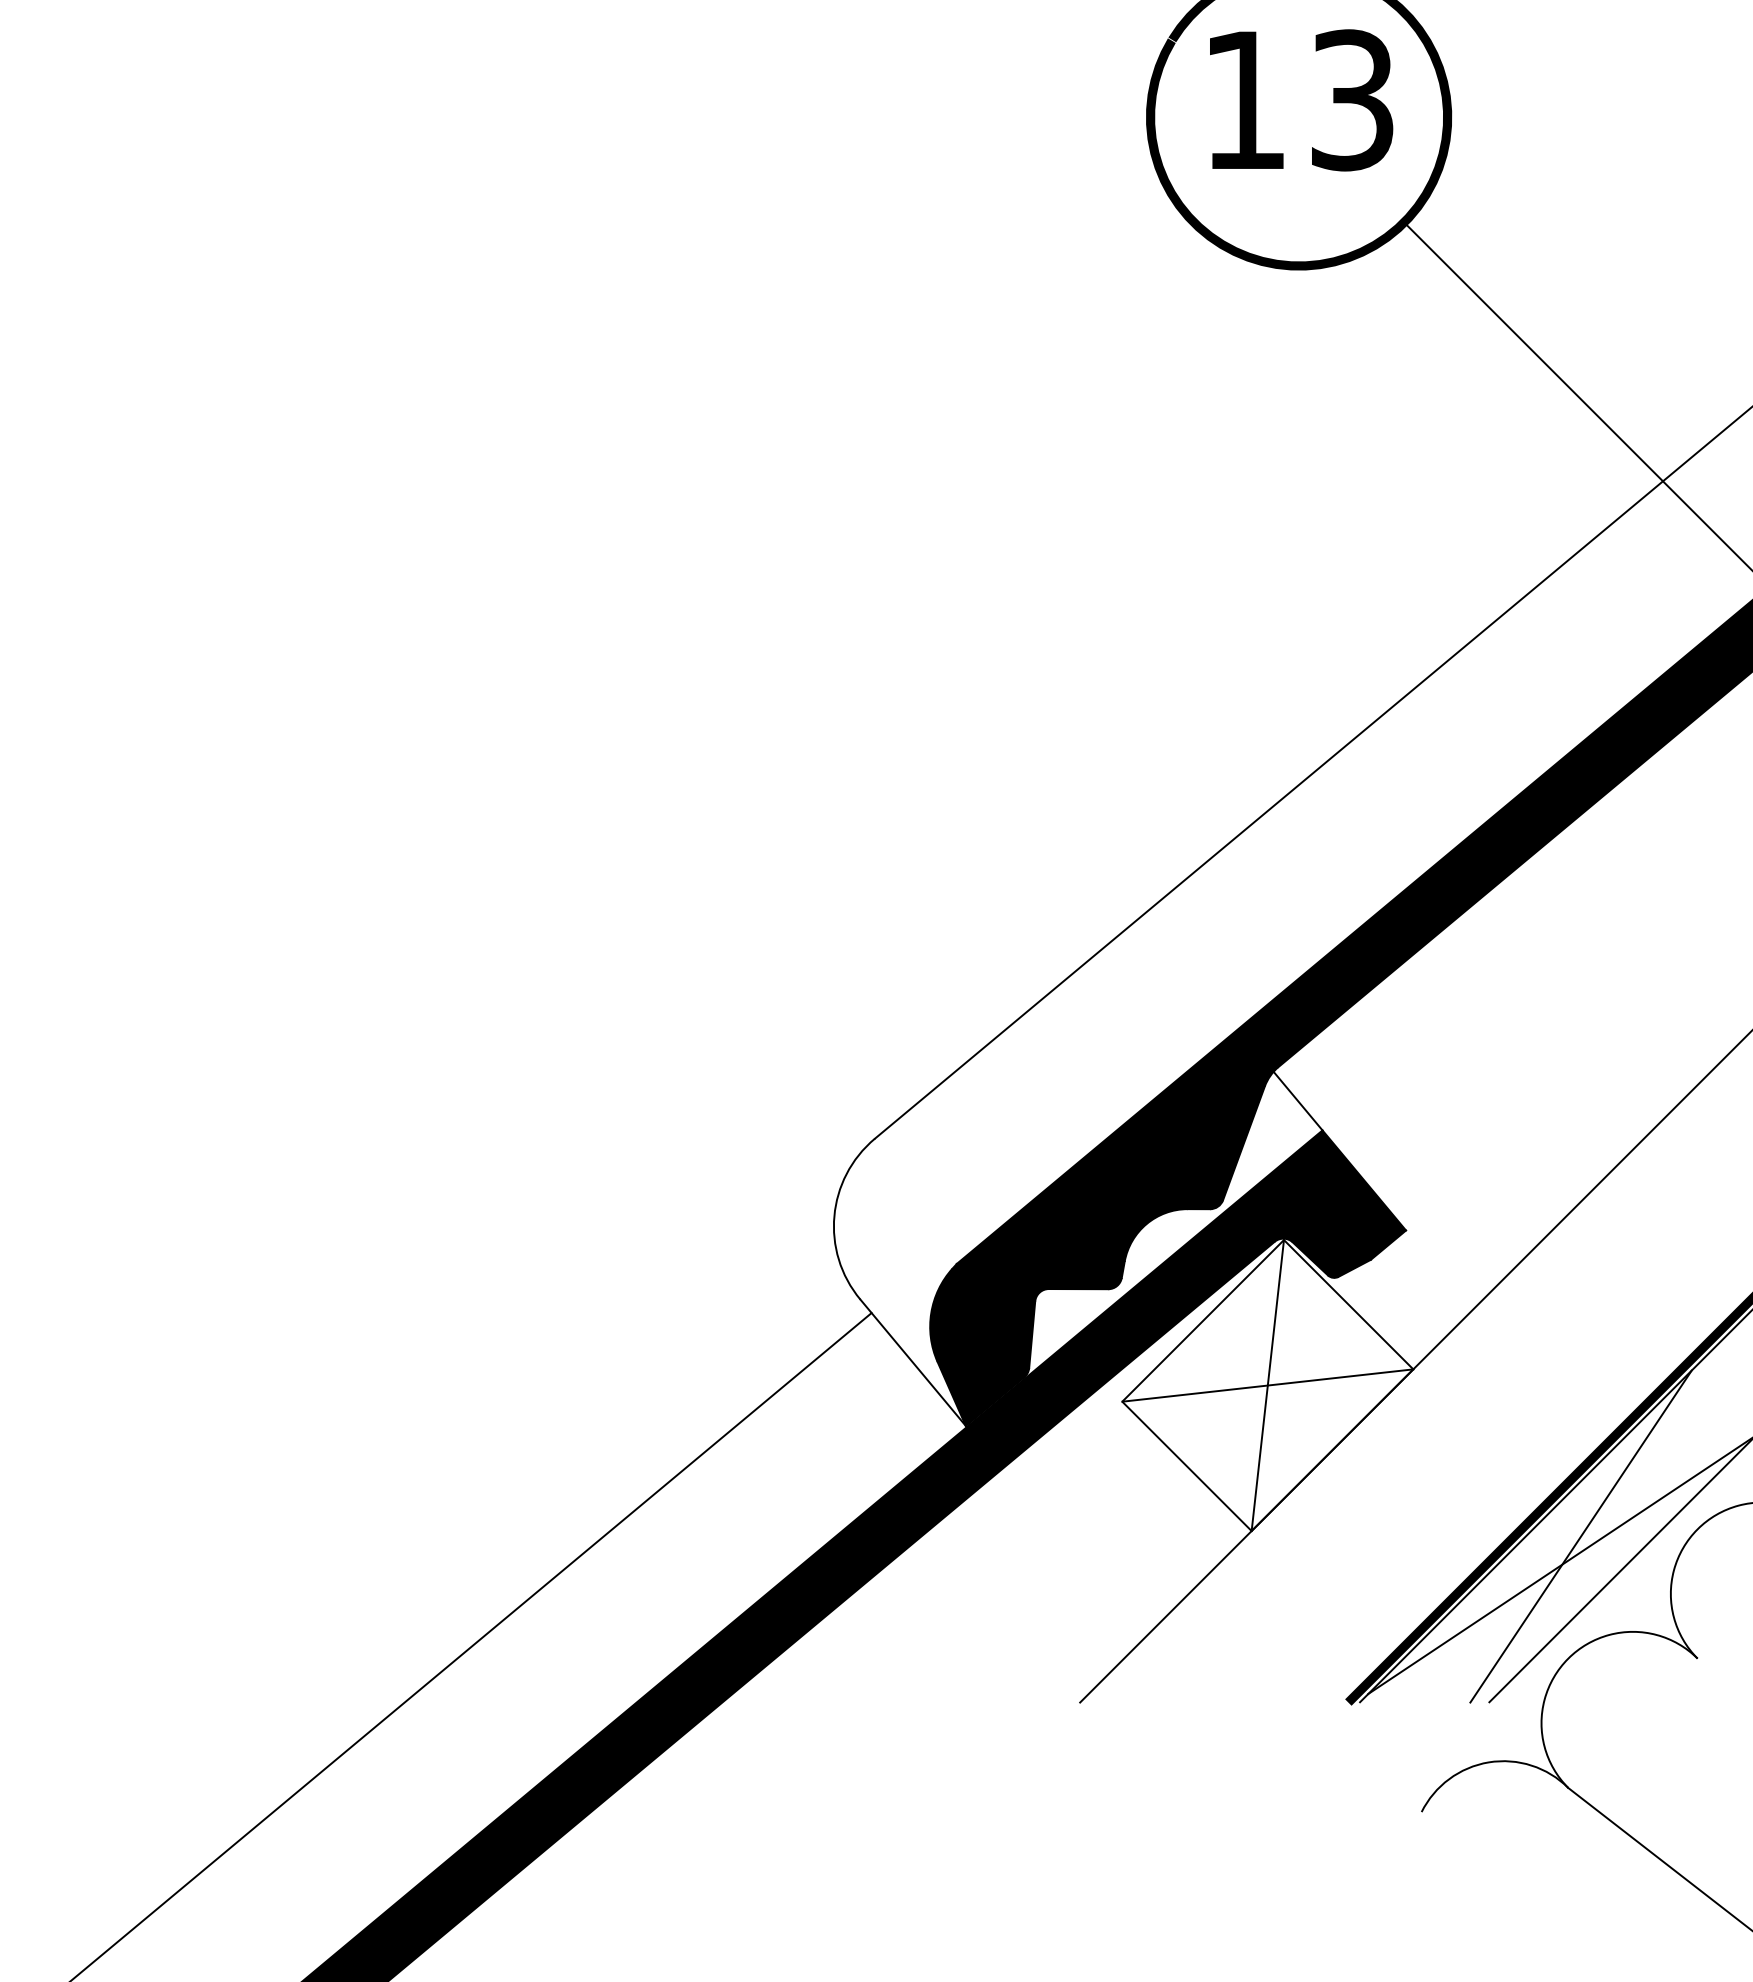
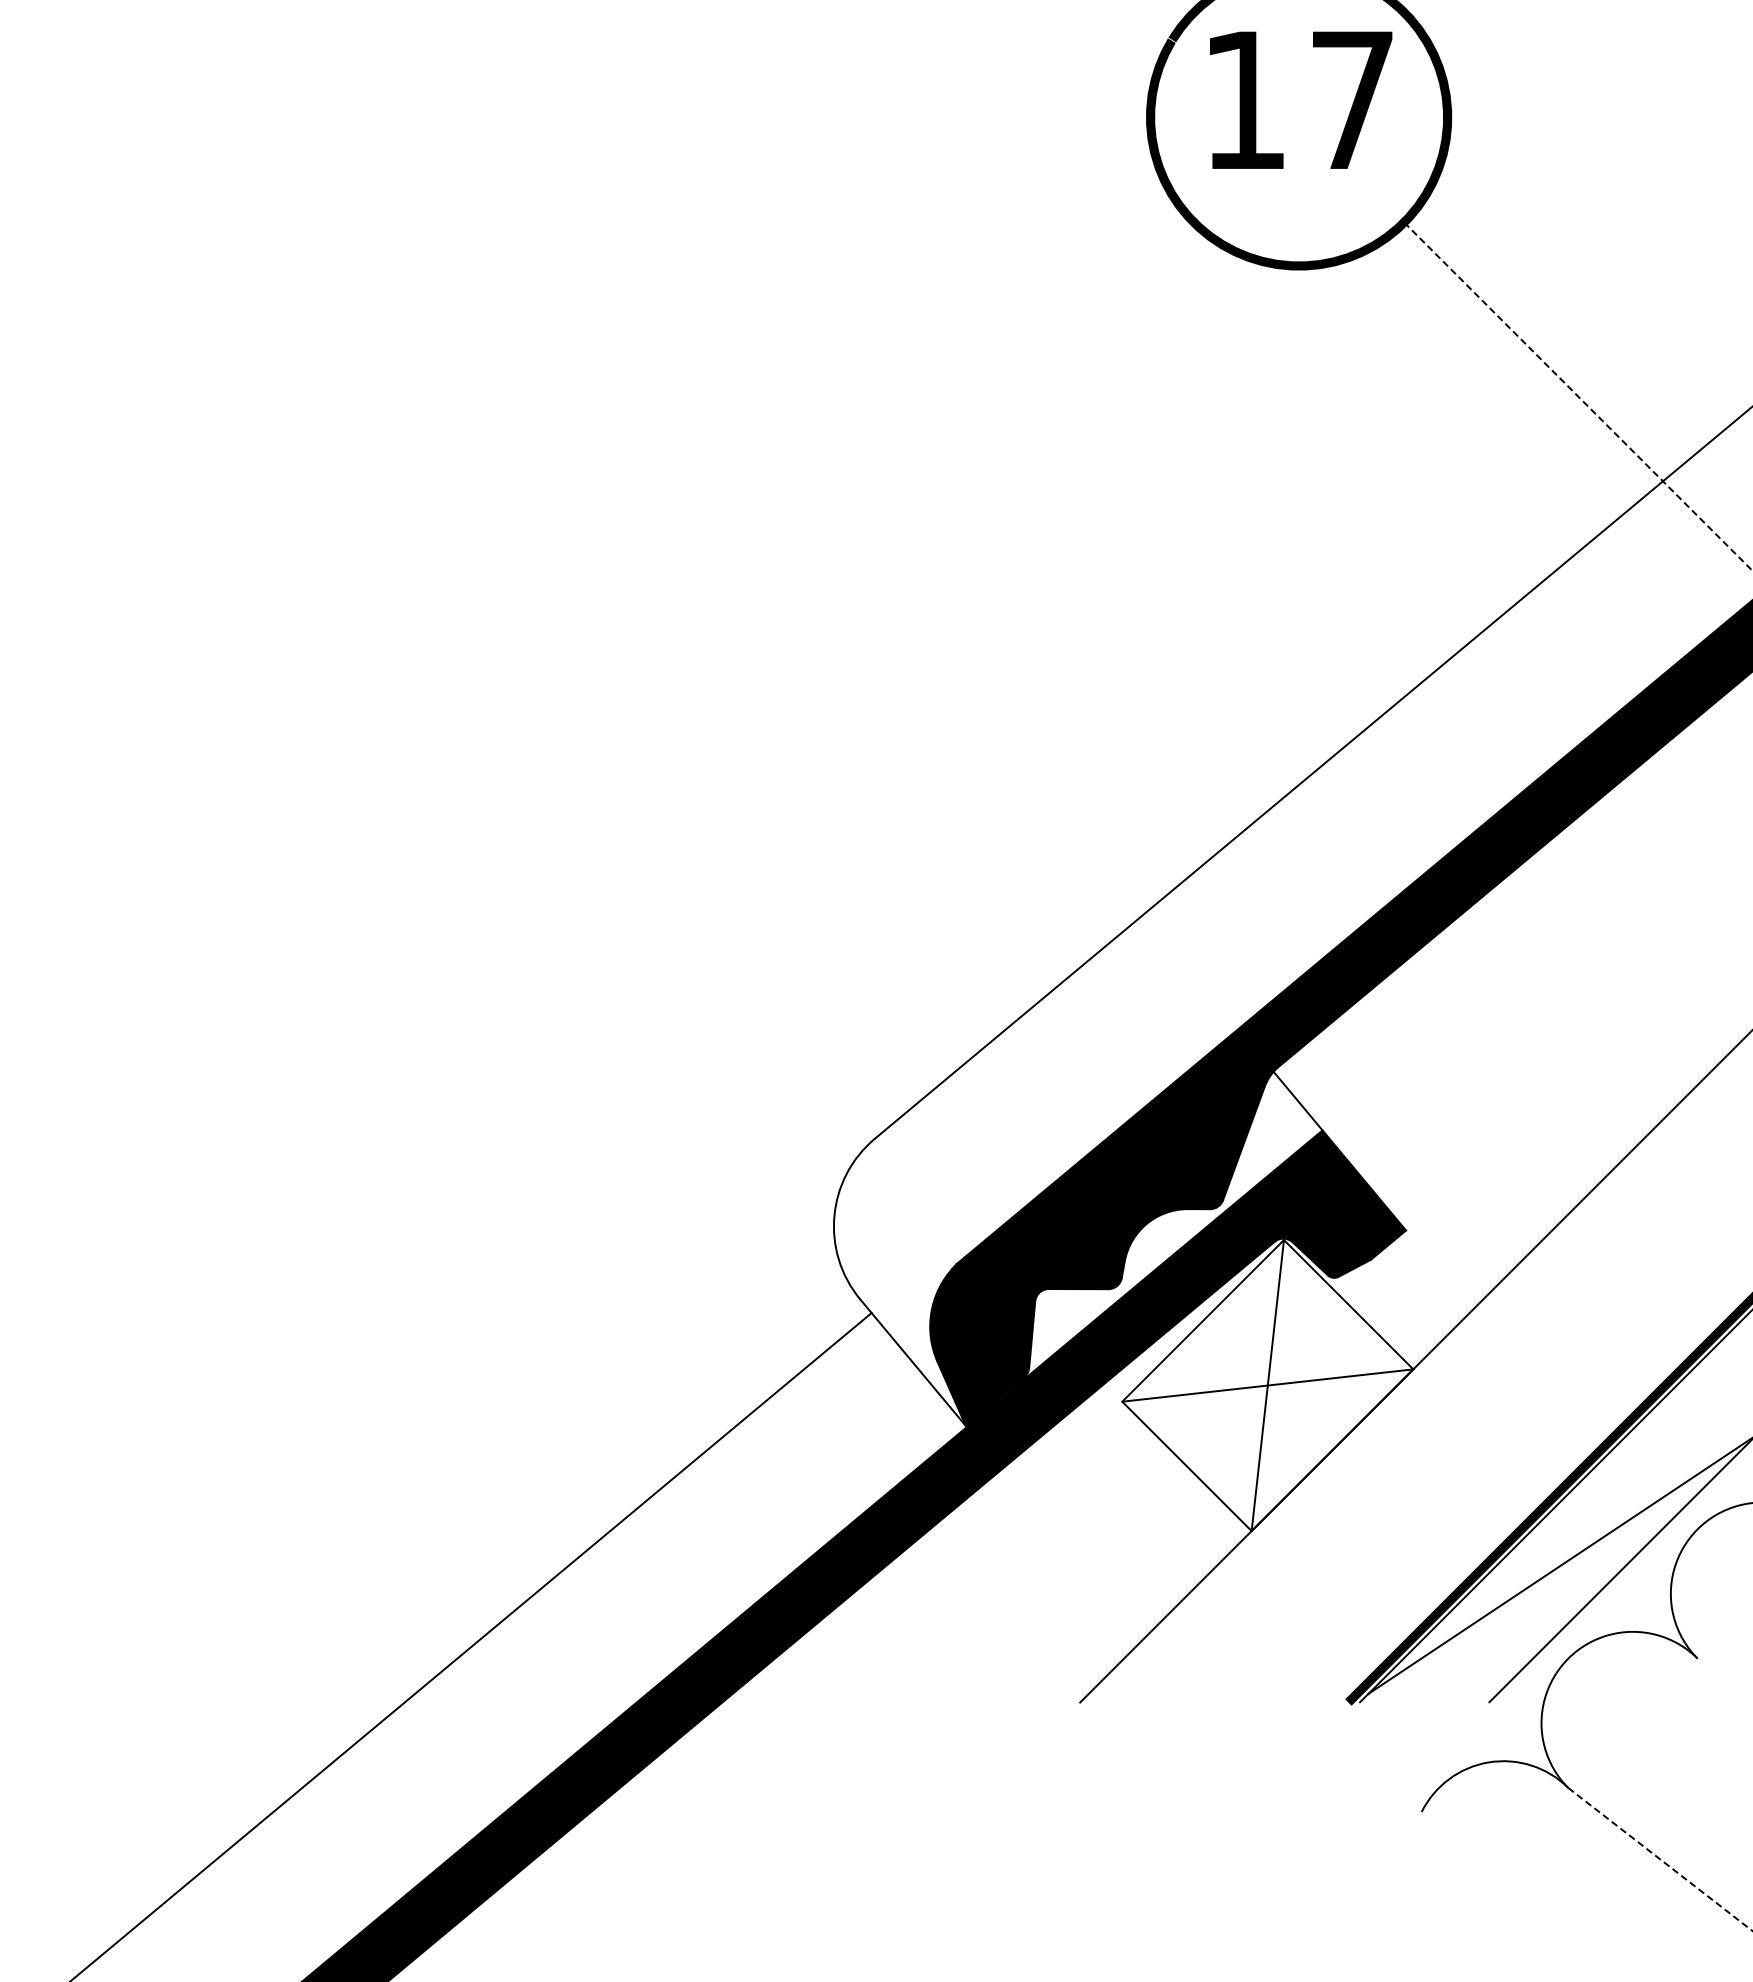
text: 13 -> 17 (1352, 100)
line: solid -> dashed (1578, 397)
line: present -> none (1580, 1536)
line: solid -> dashed (1660, 1859)
